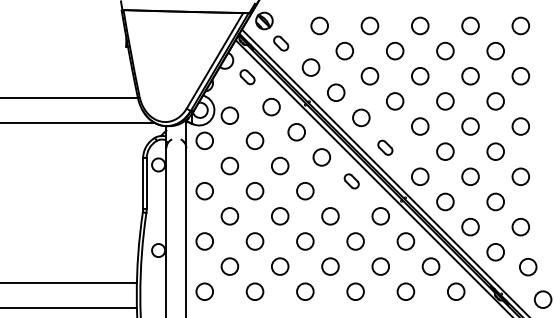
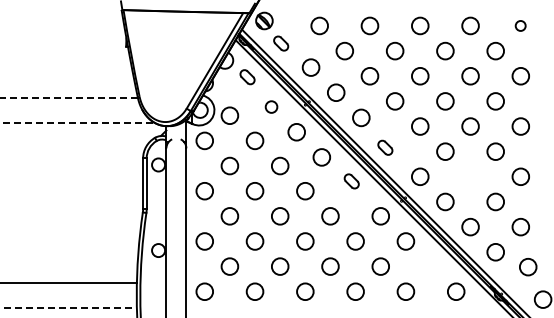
circle size: 19x20 px -> 13x12 px (520, 25)
line: solid -> dashed (69, 97)
circle size: 19x20 px -> 15x14 px (271, 106)
line: solid -> dashed (77, 122)
circle: present -> none (470, 176)
circle: present -> none (430, 266)
line: solid -> dashed (69, 308)
